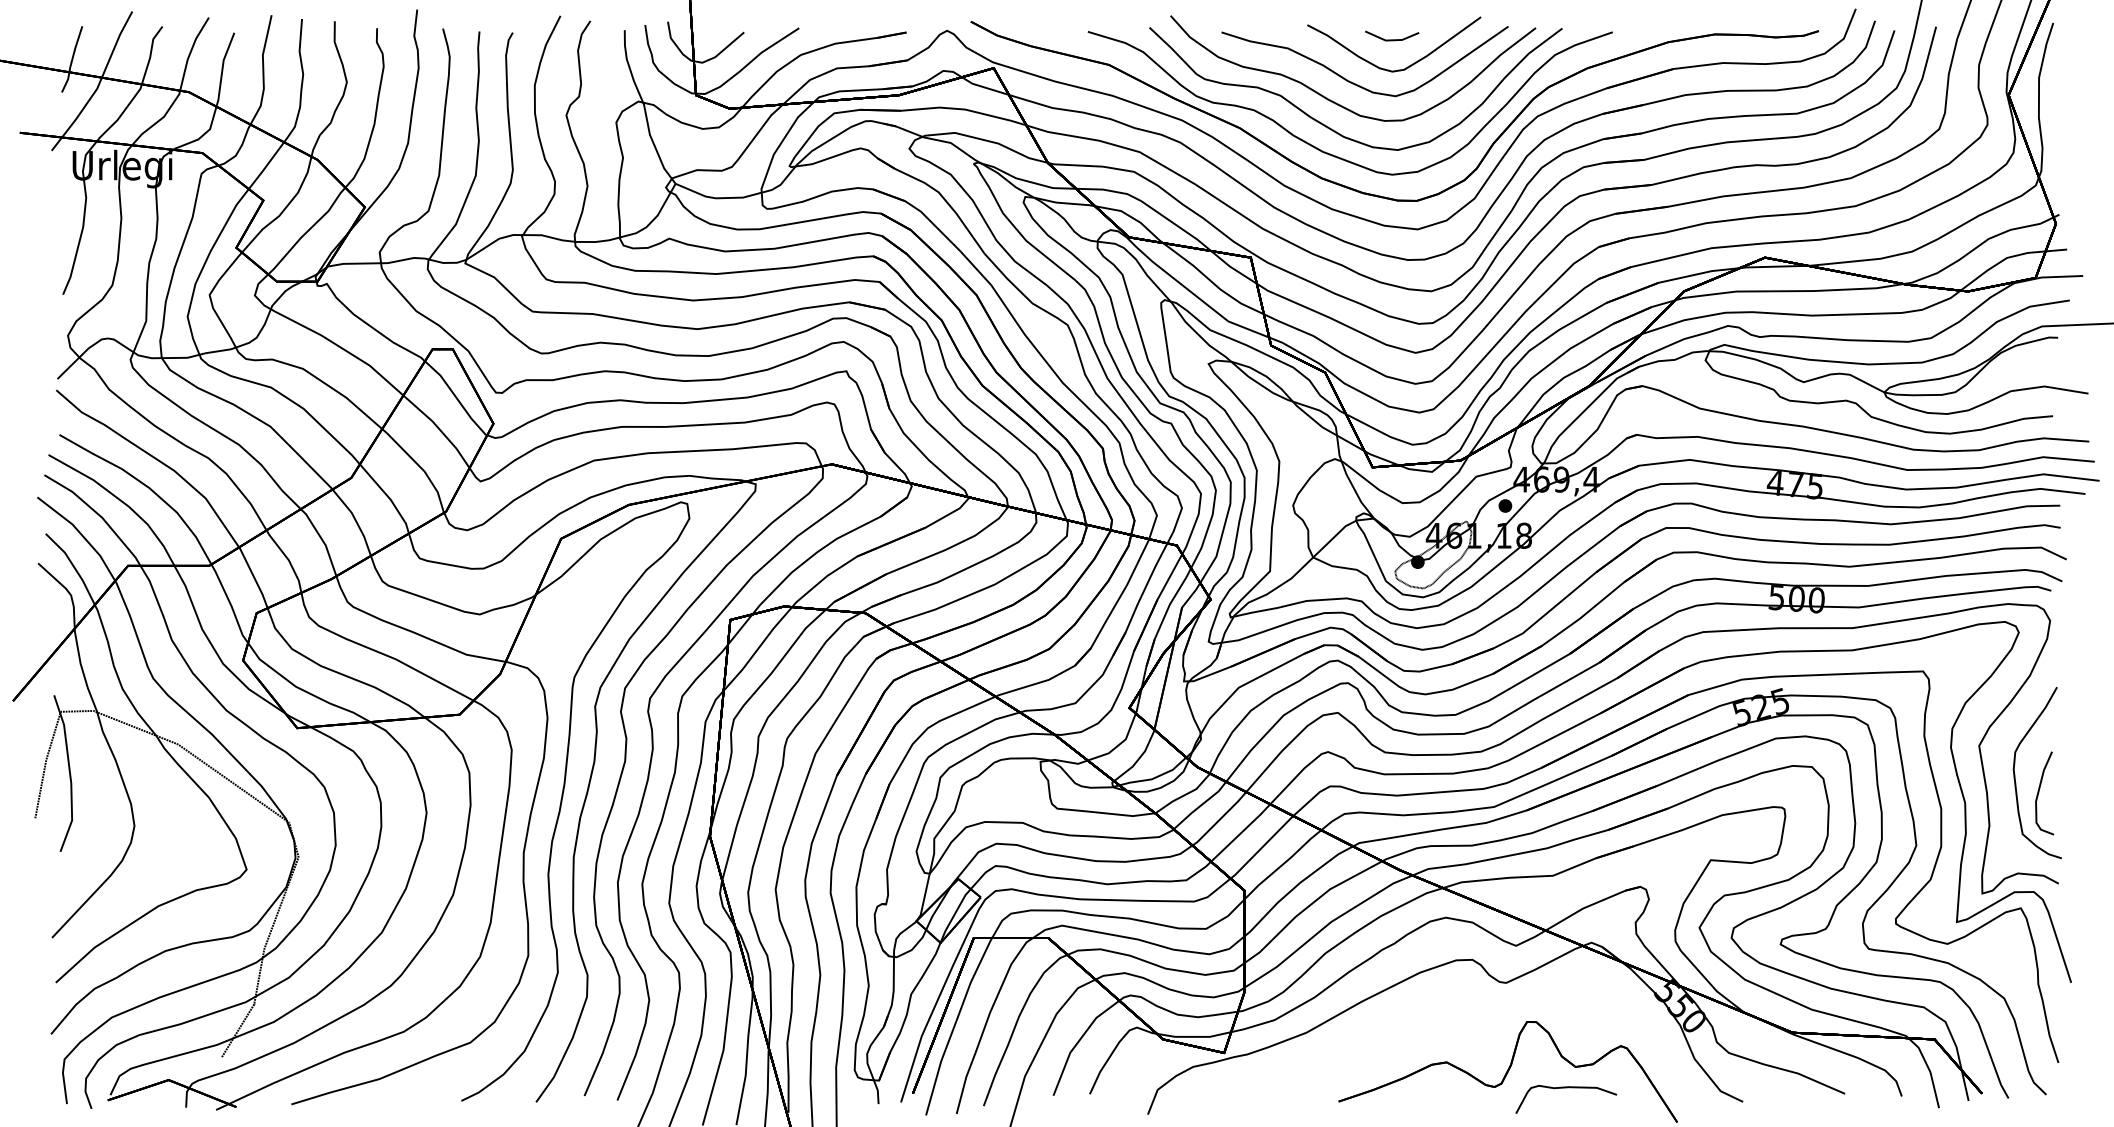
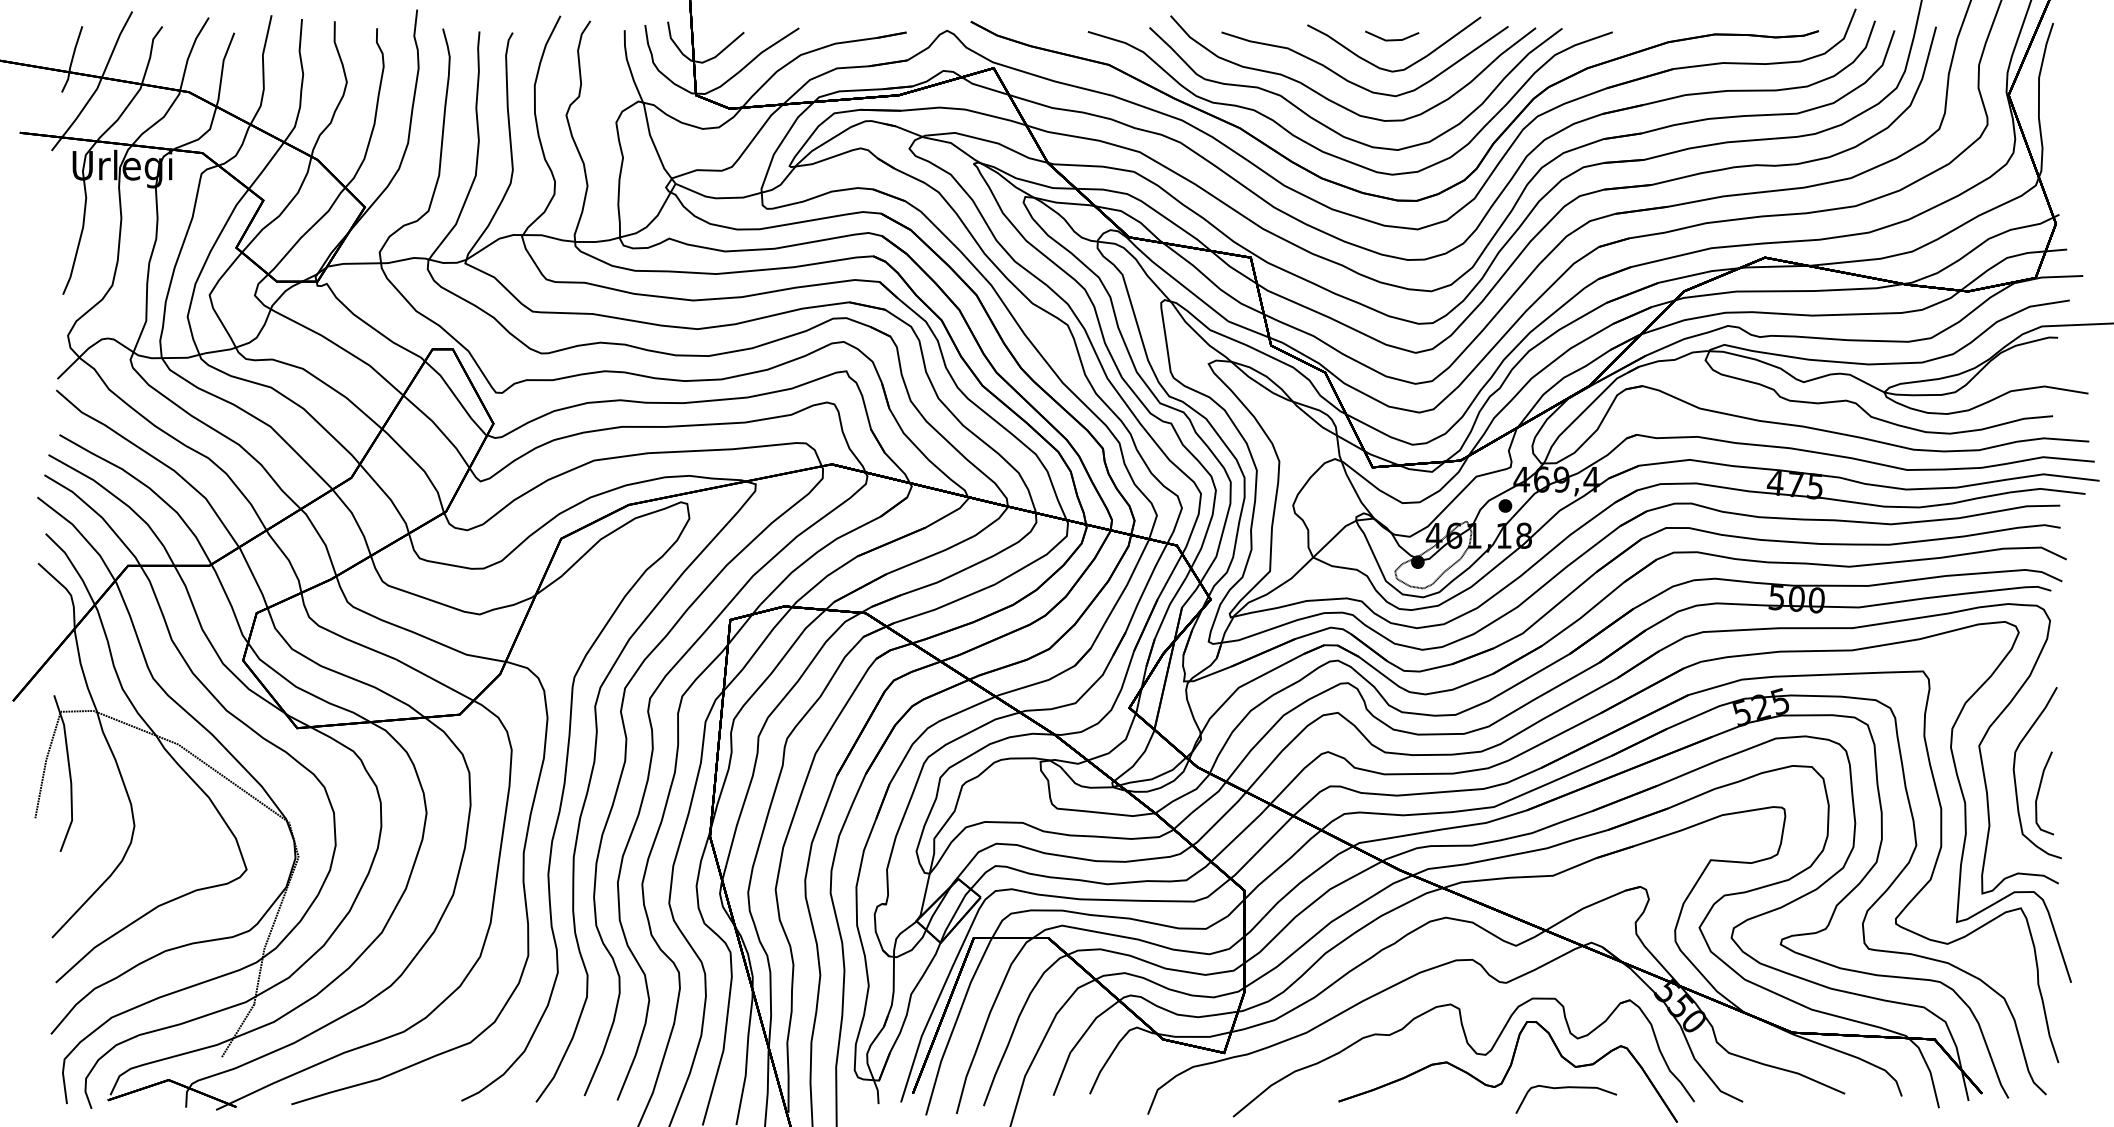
part: none -> present (1471, 1049)
